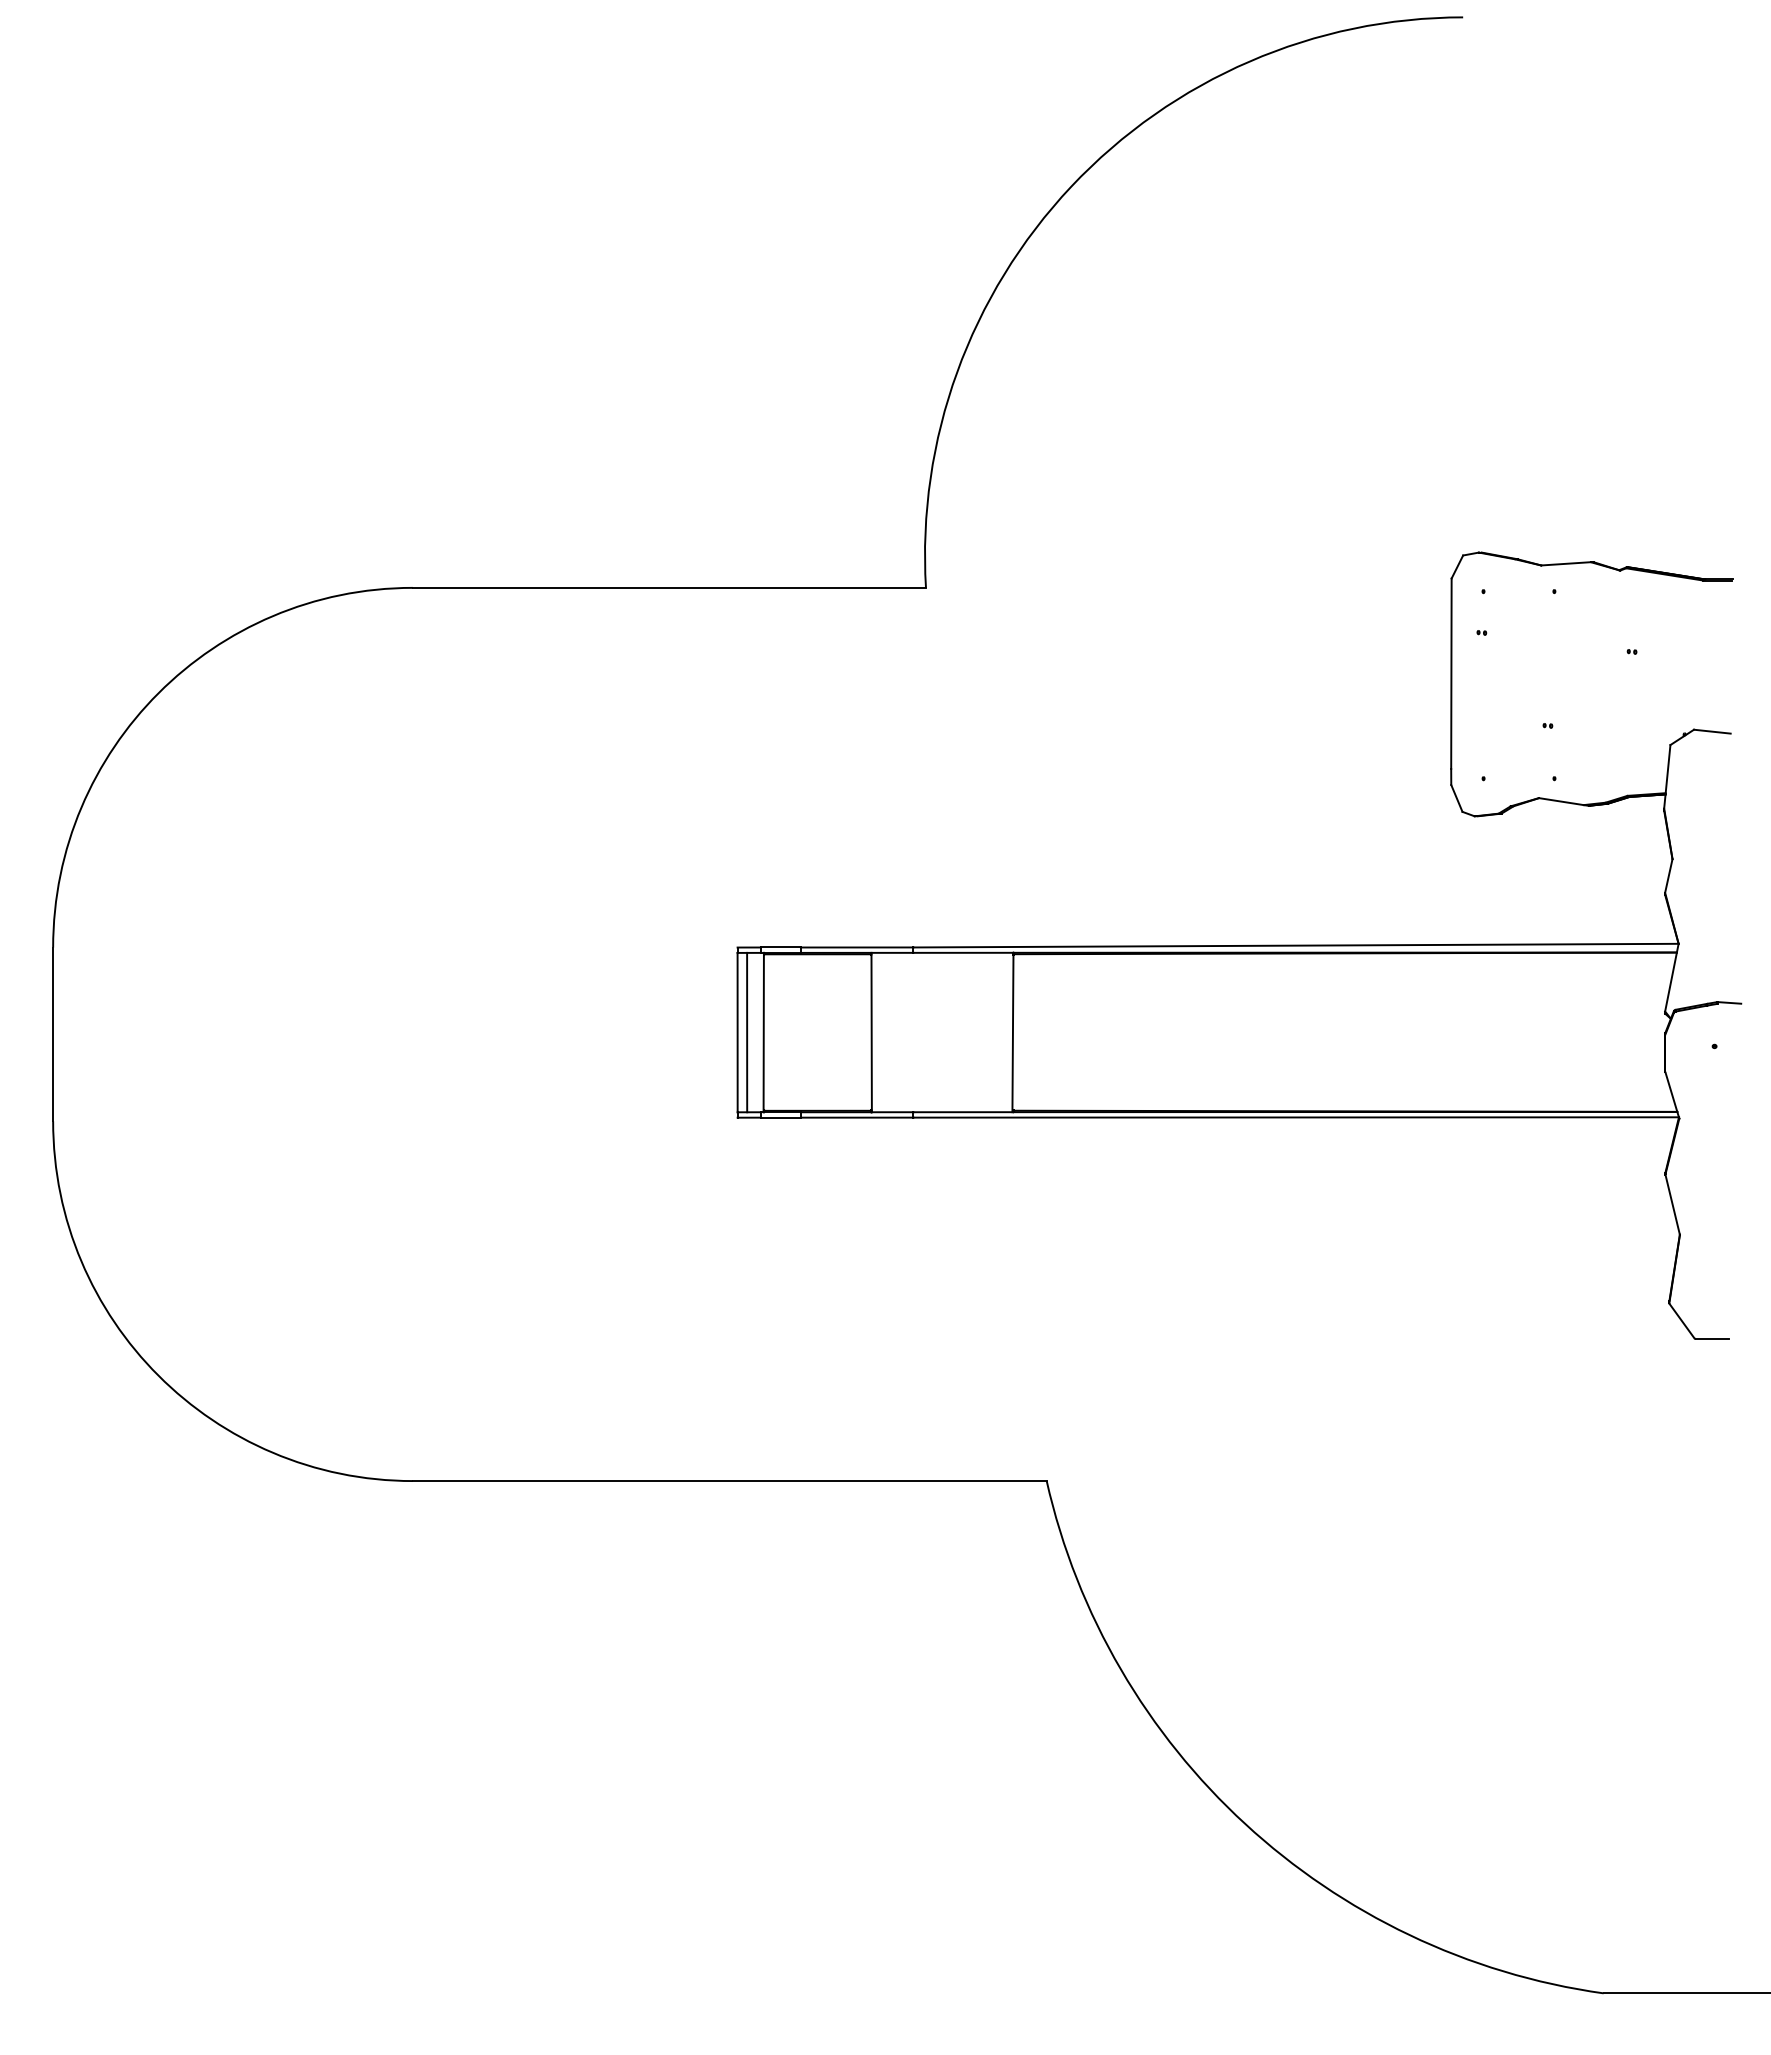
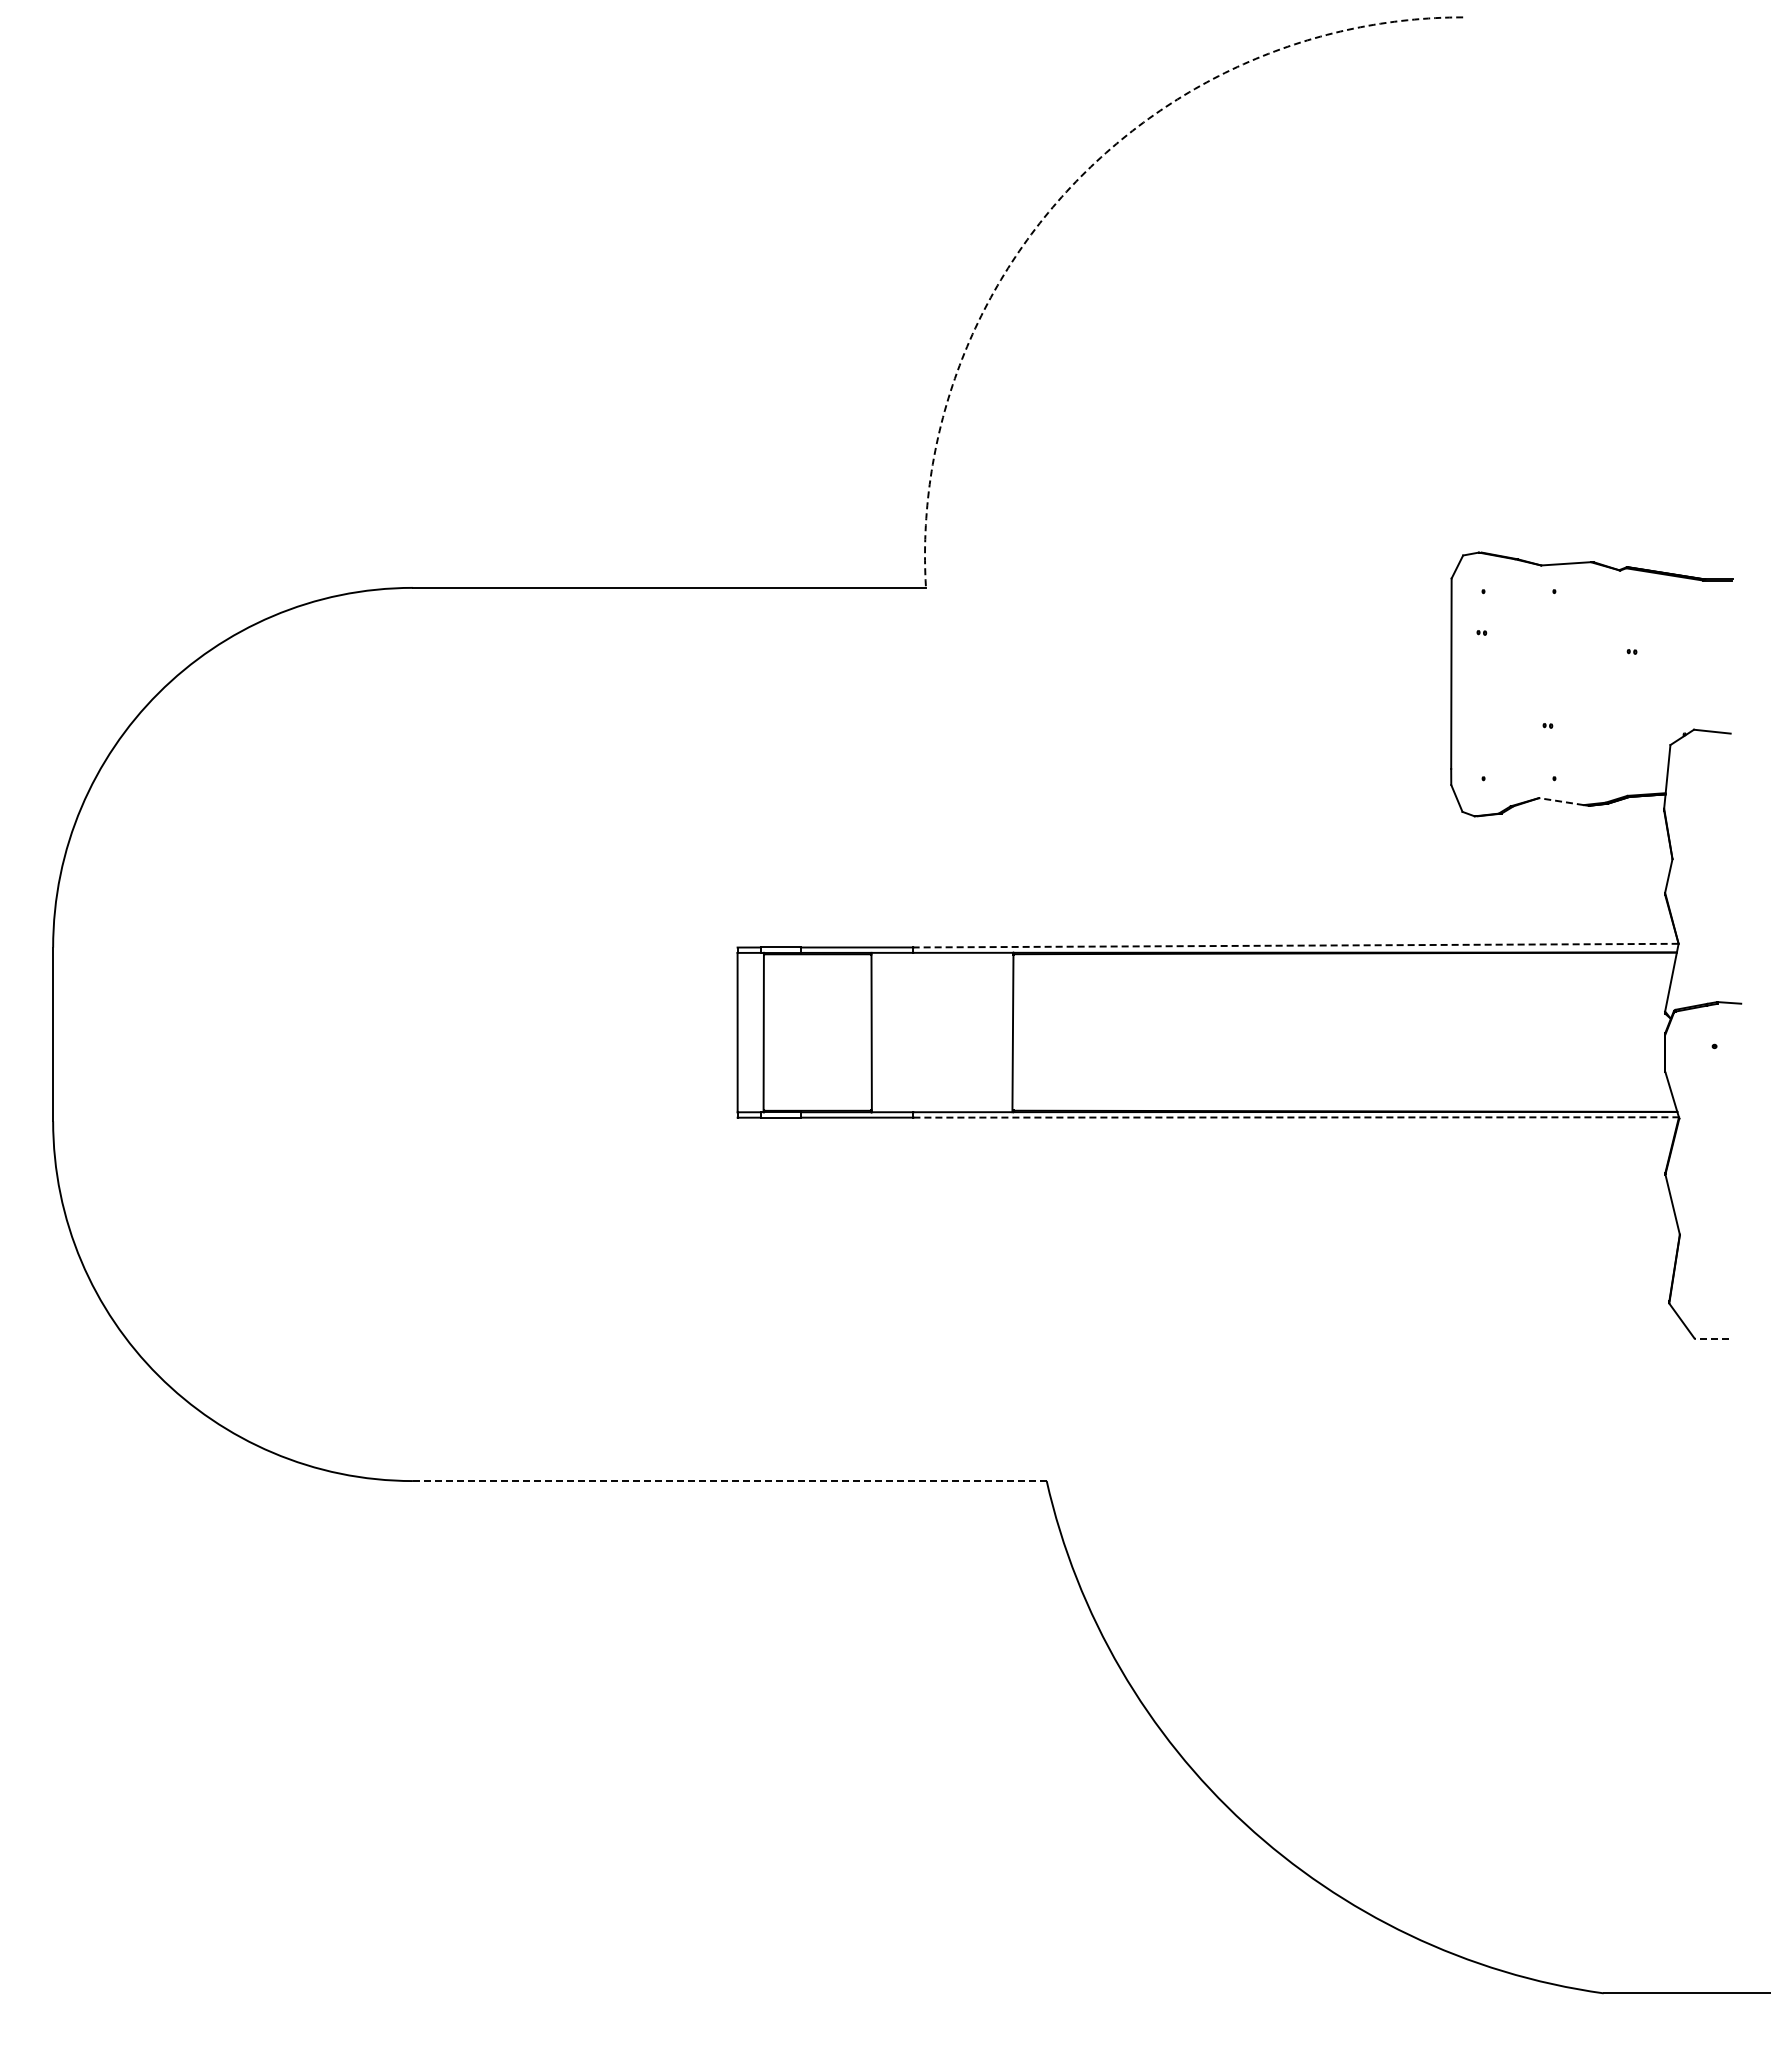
arc: solid -> dashed (1071, 186)
line: solid -> dashed (1561, 801)
line: solid -> dashed (1296, 945)
line: present -> none (747, 1032)
line: solid -> dashed (1296, 1117)
line: solid -> dashed (1712, 1338)
line: solid -> dashed (729, 1481)
